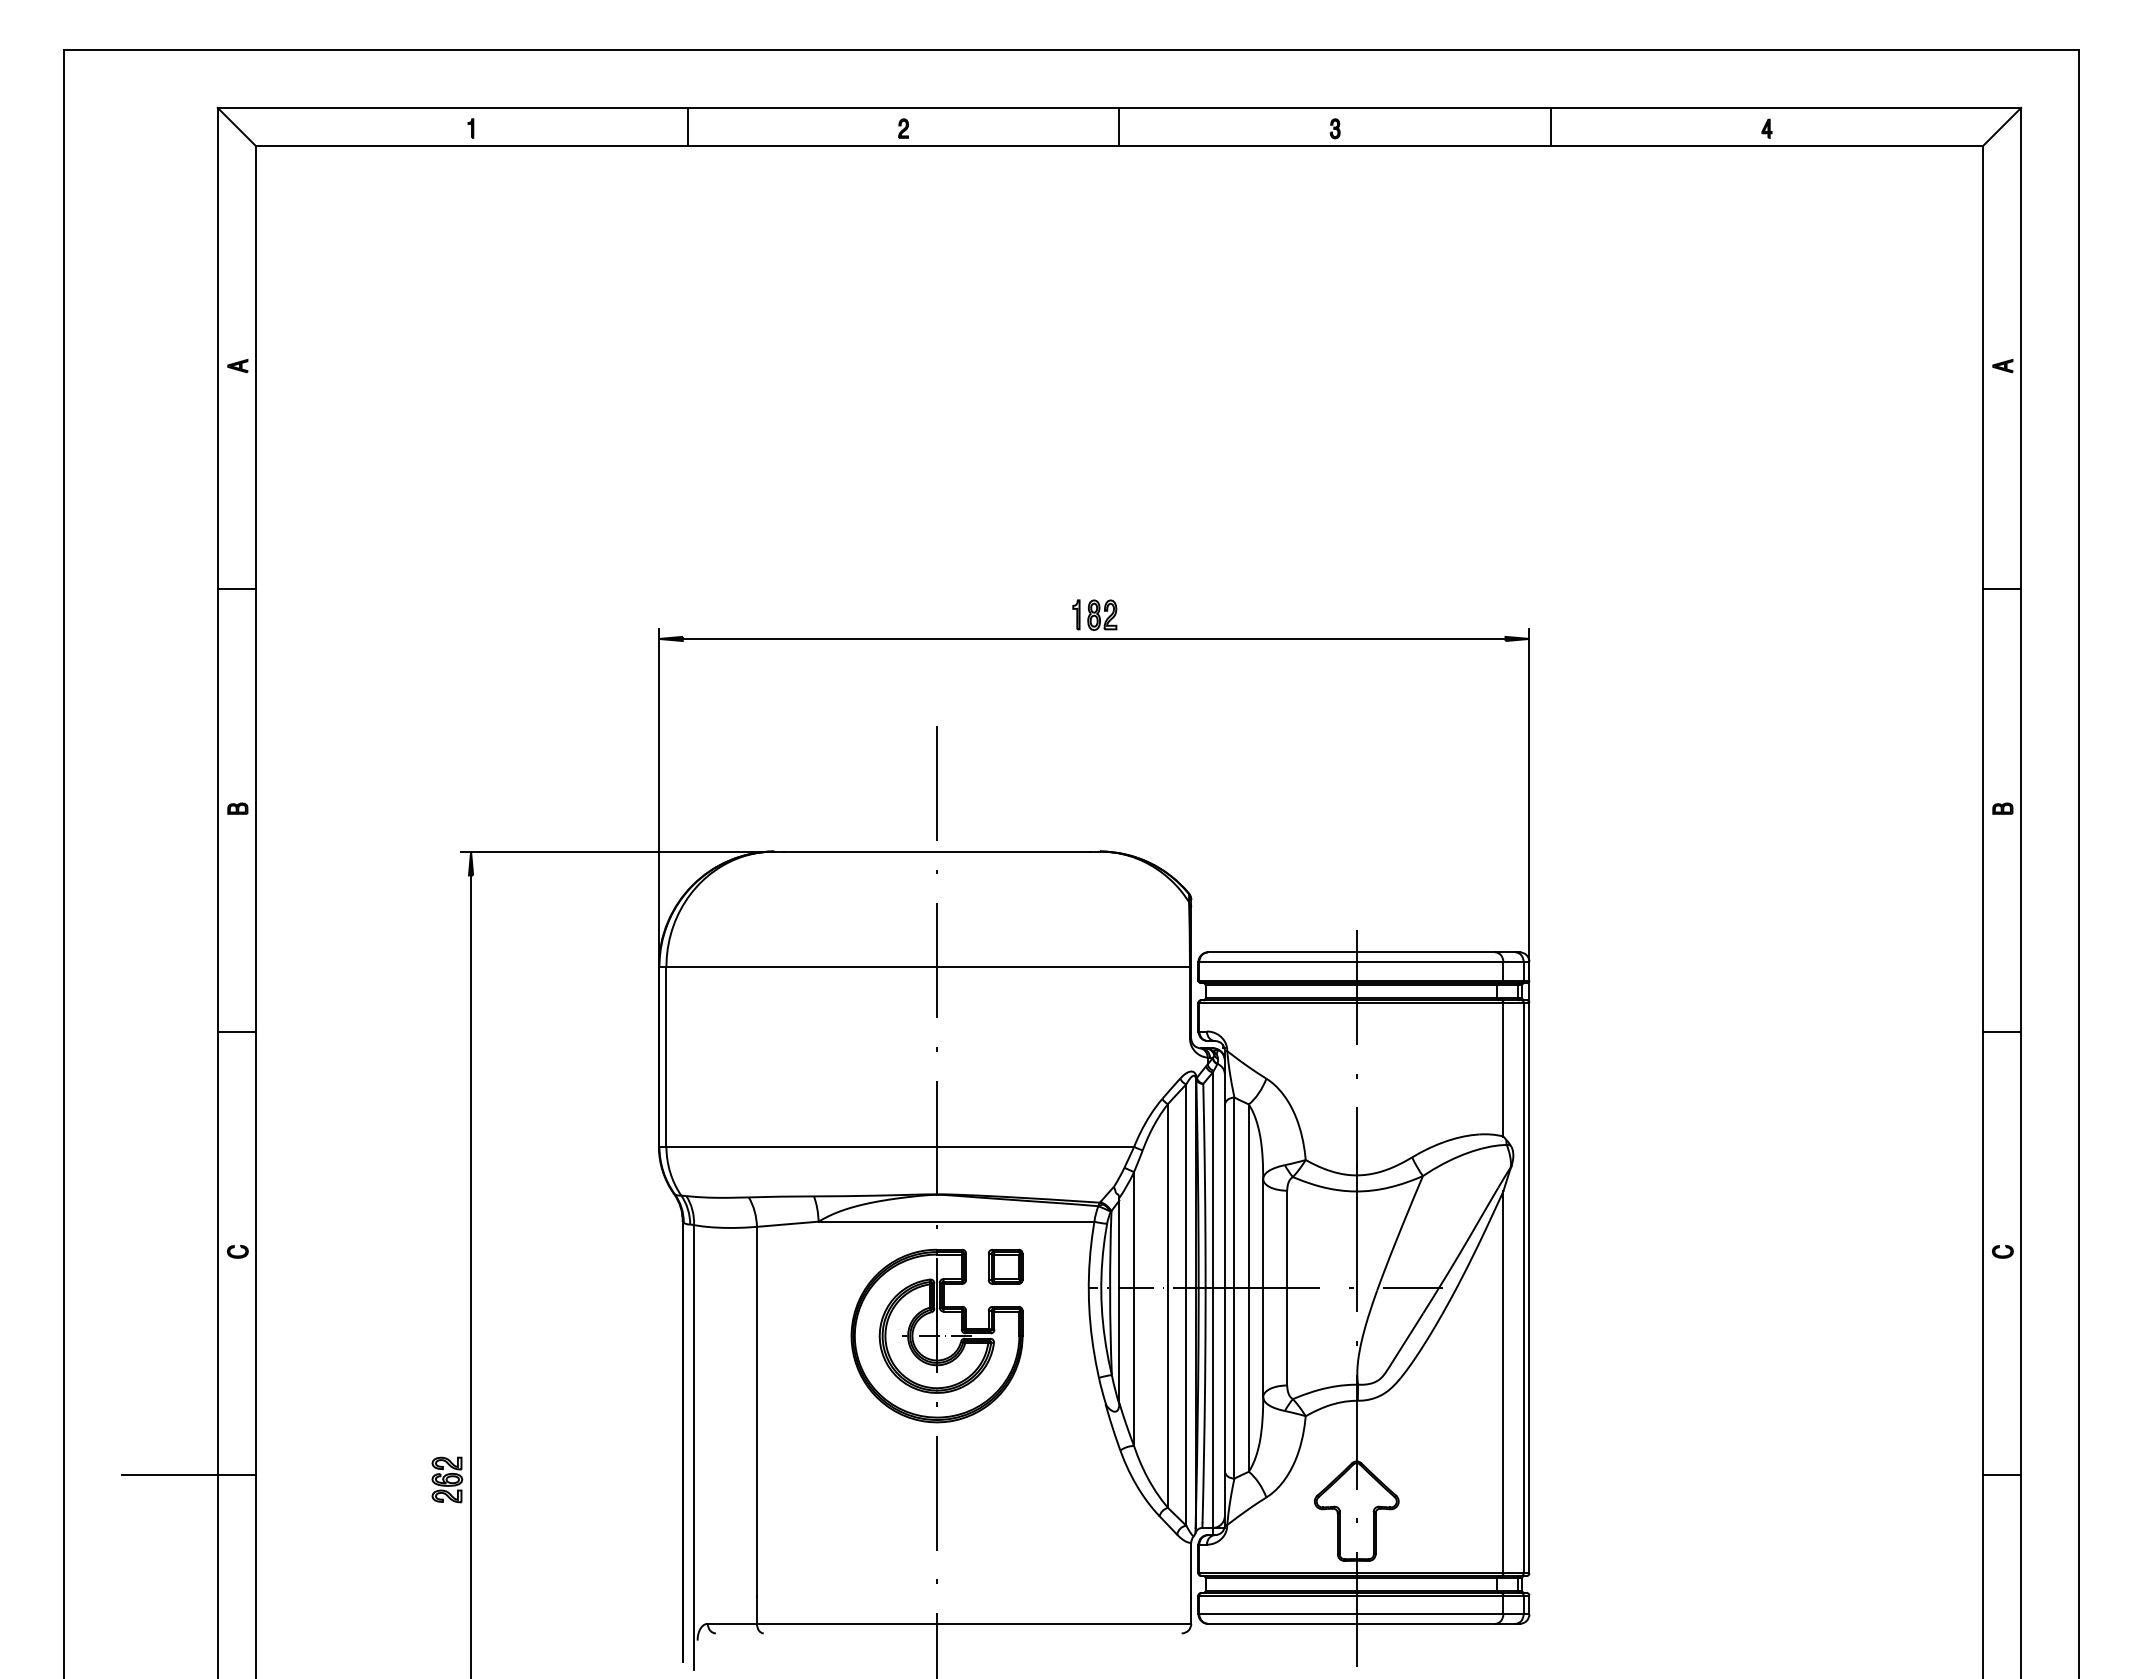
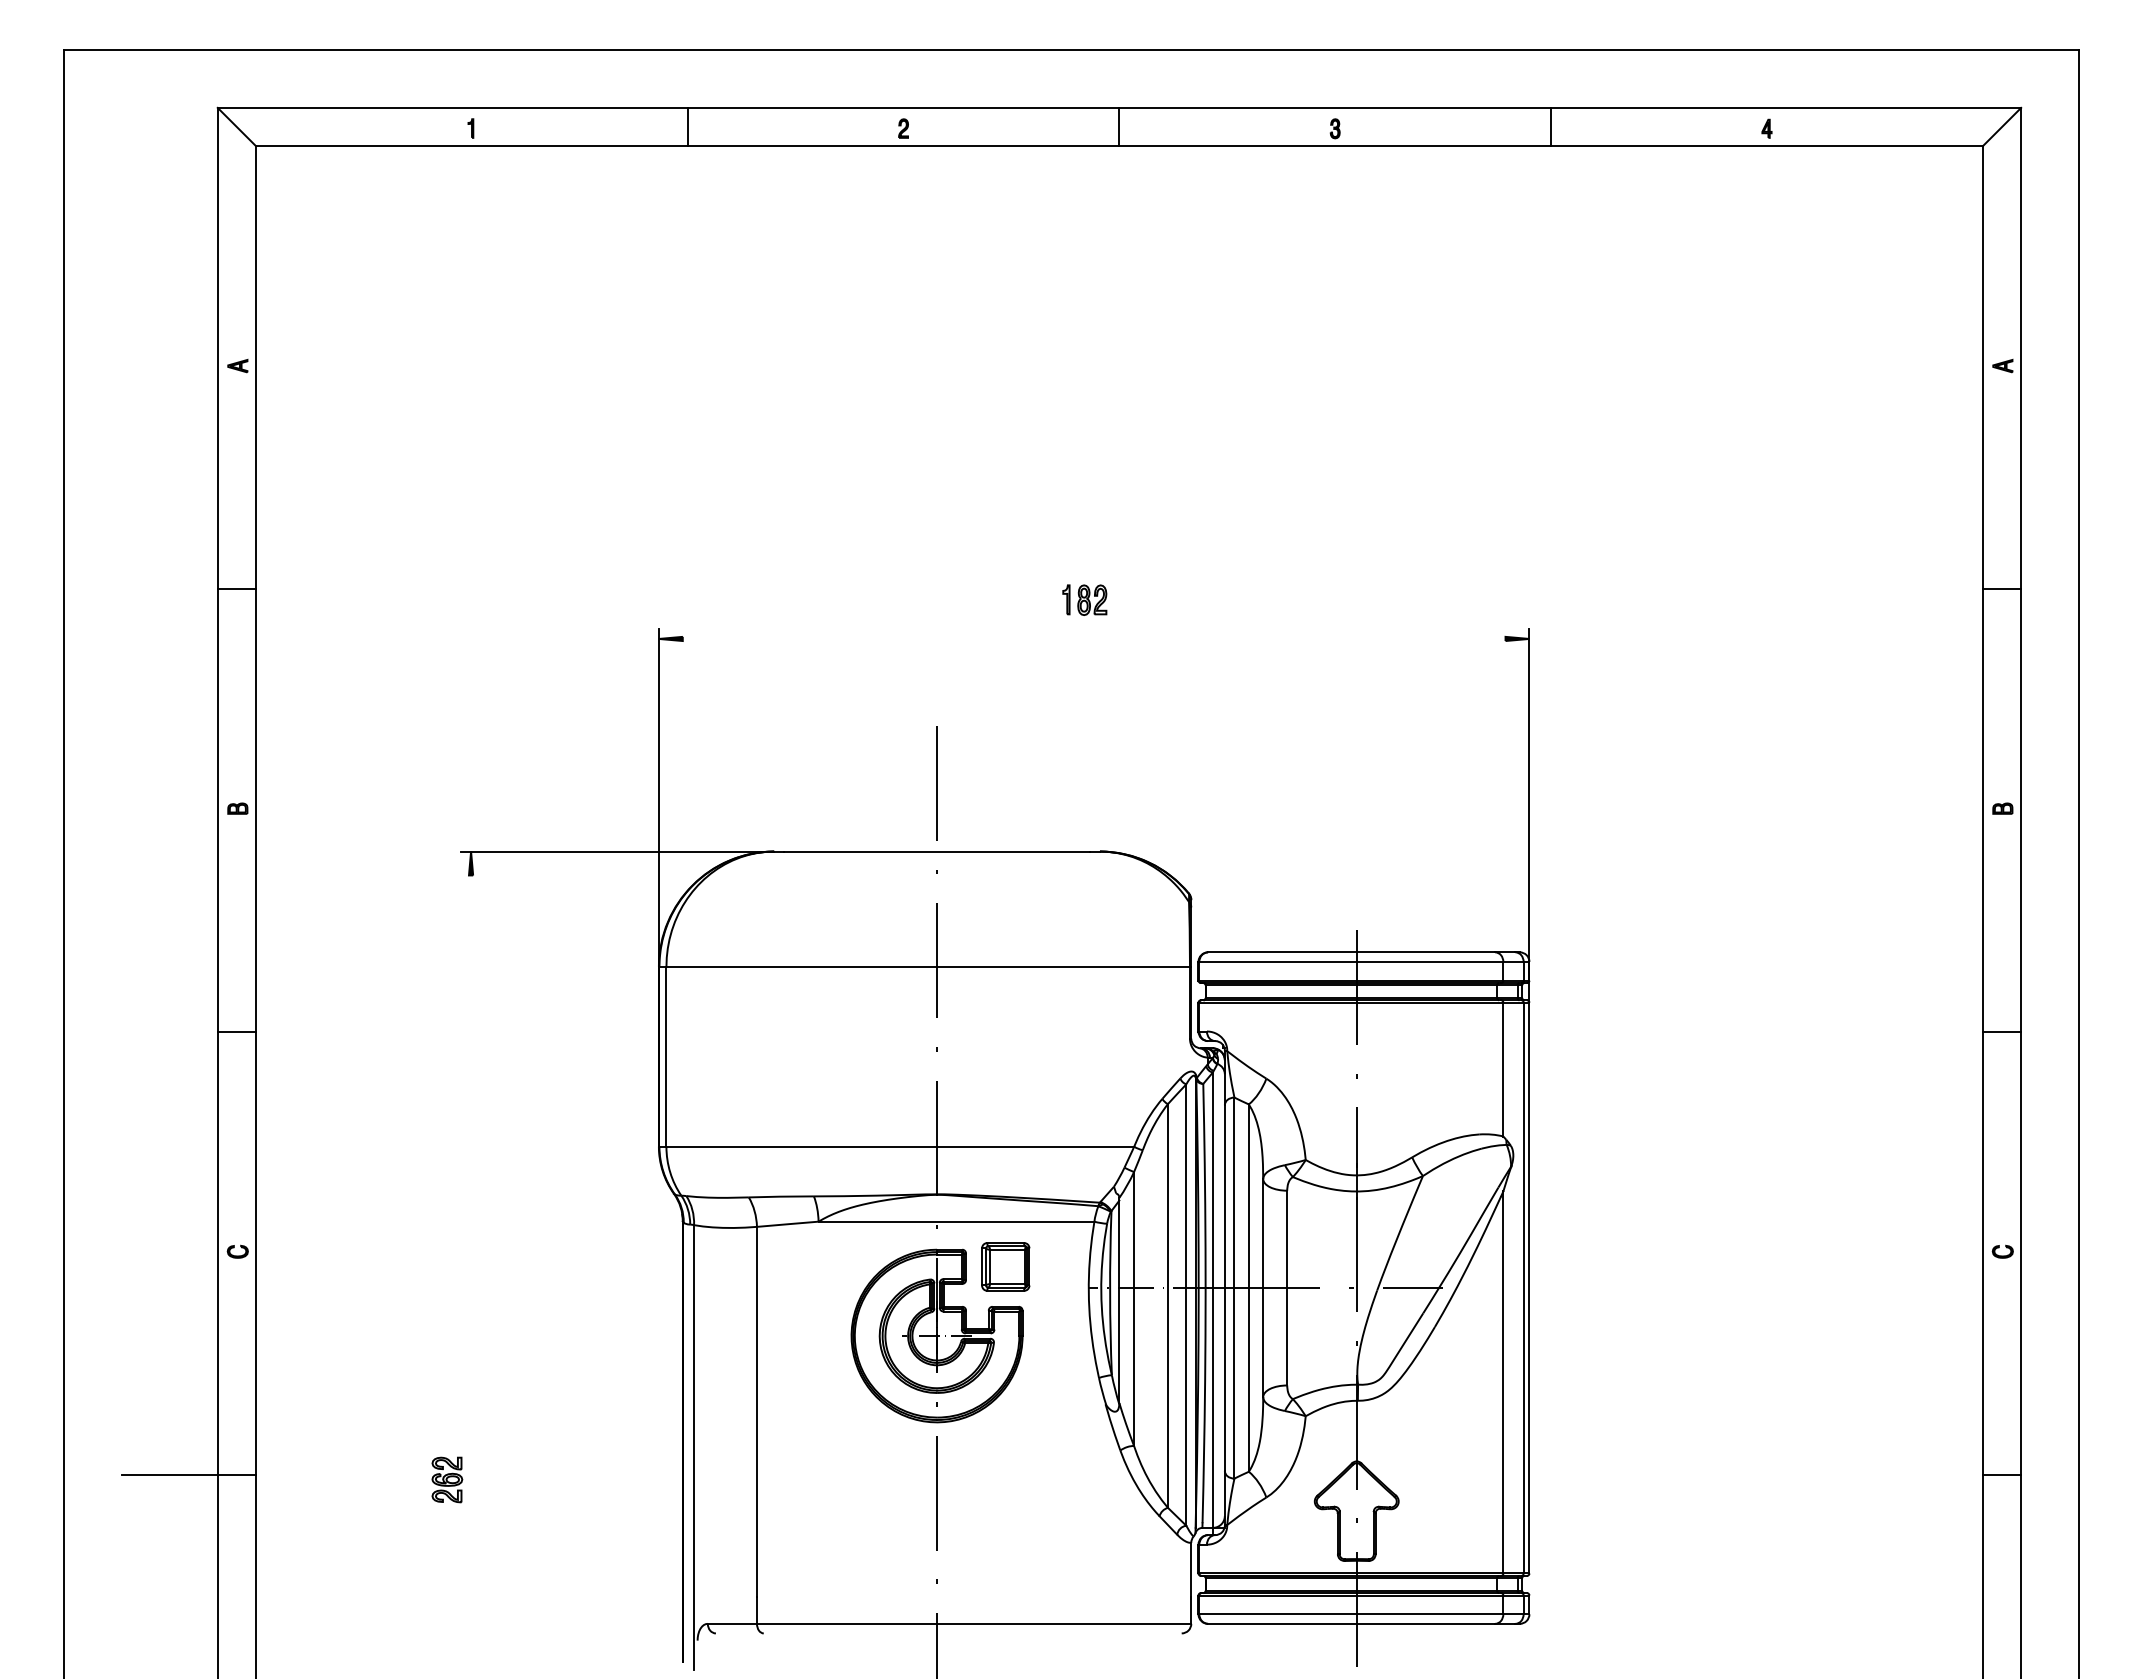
part position: (1094, 614) -> (1084, 599) (1084, 599)
line: present -> none (1093, 638)
part size: 37x37 px -> 50x50 px (1005, 1266)
line: present -> none (471, 1275)
